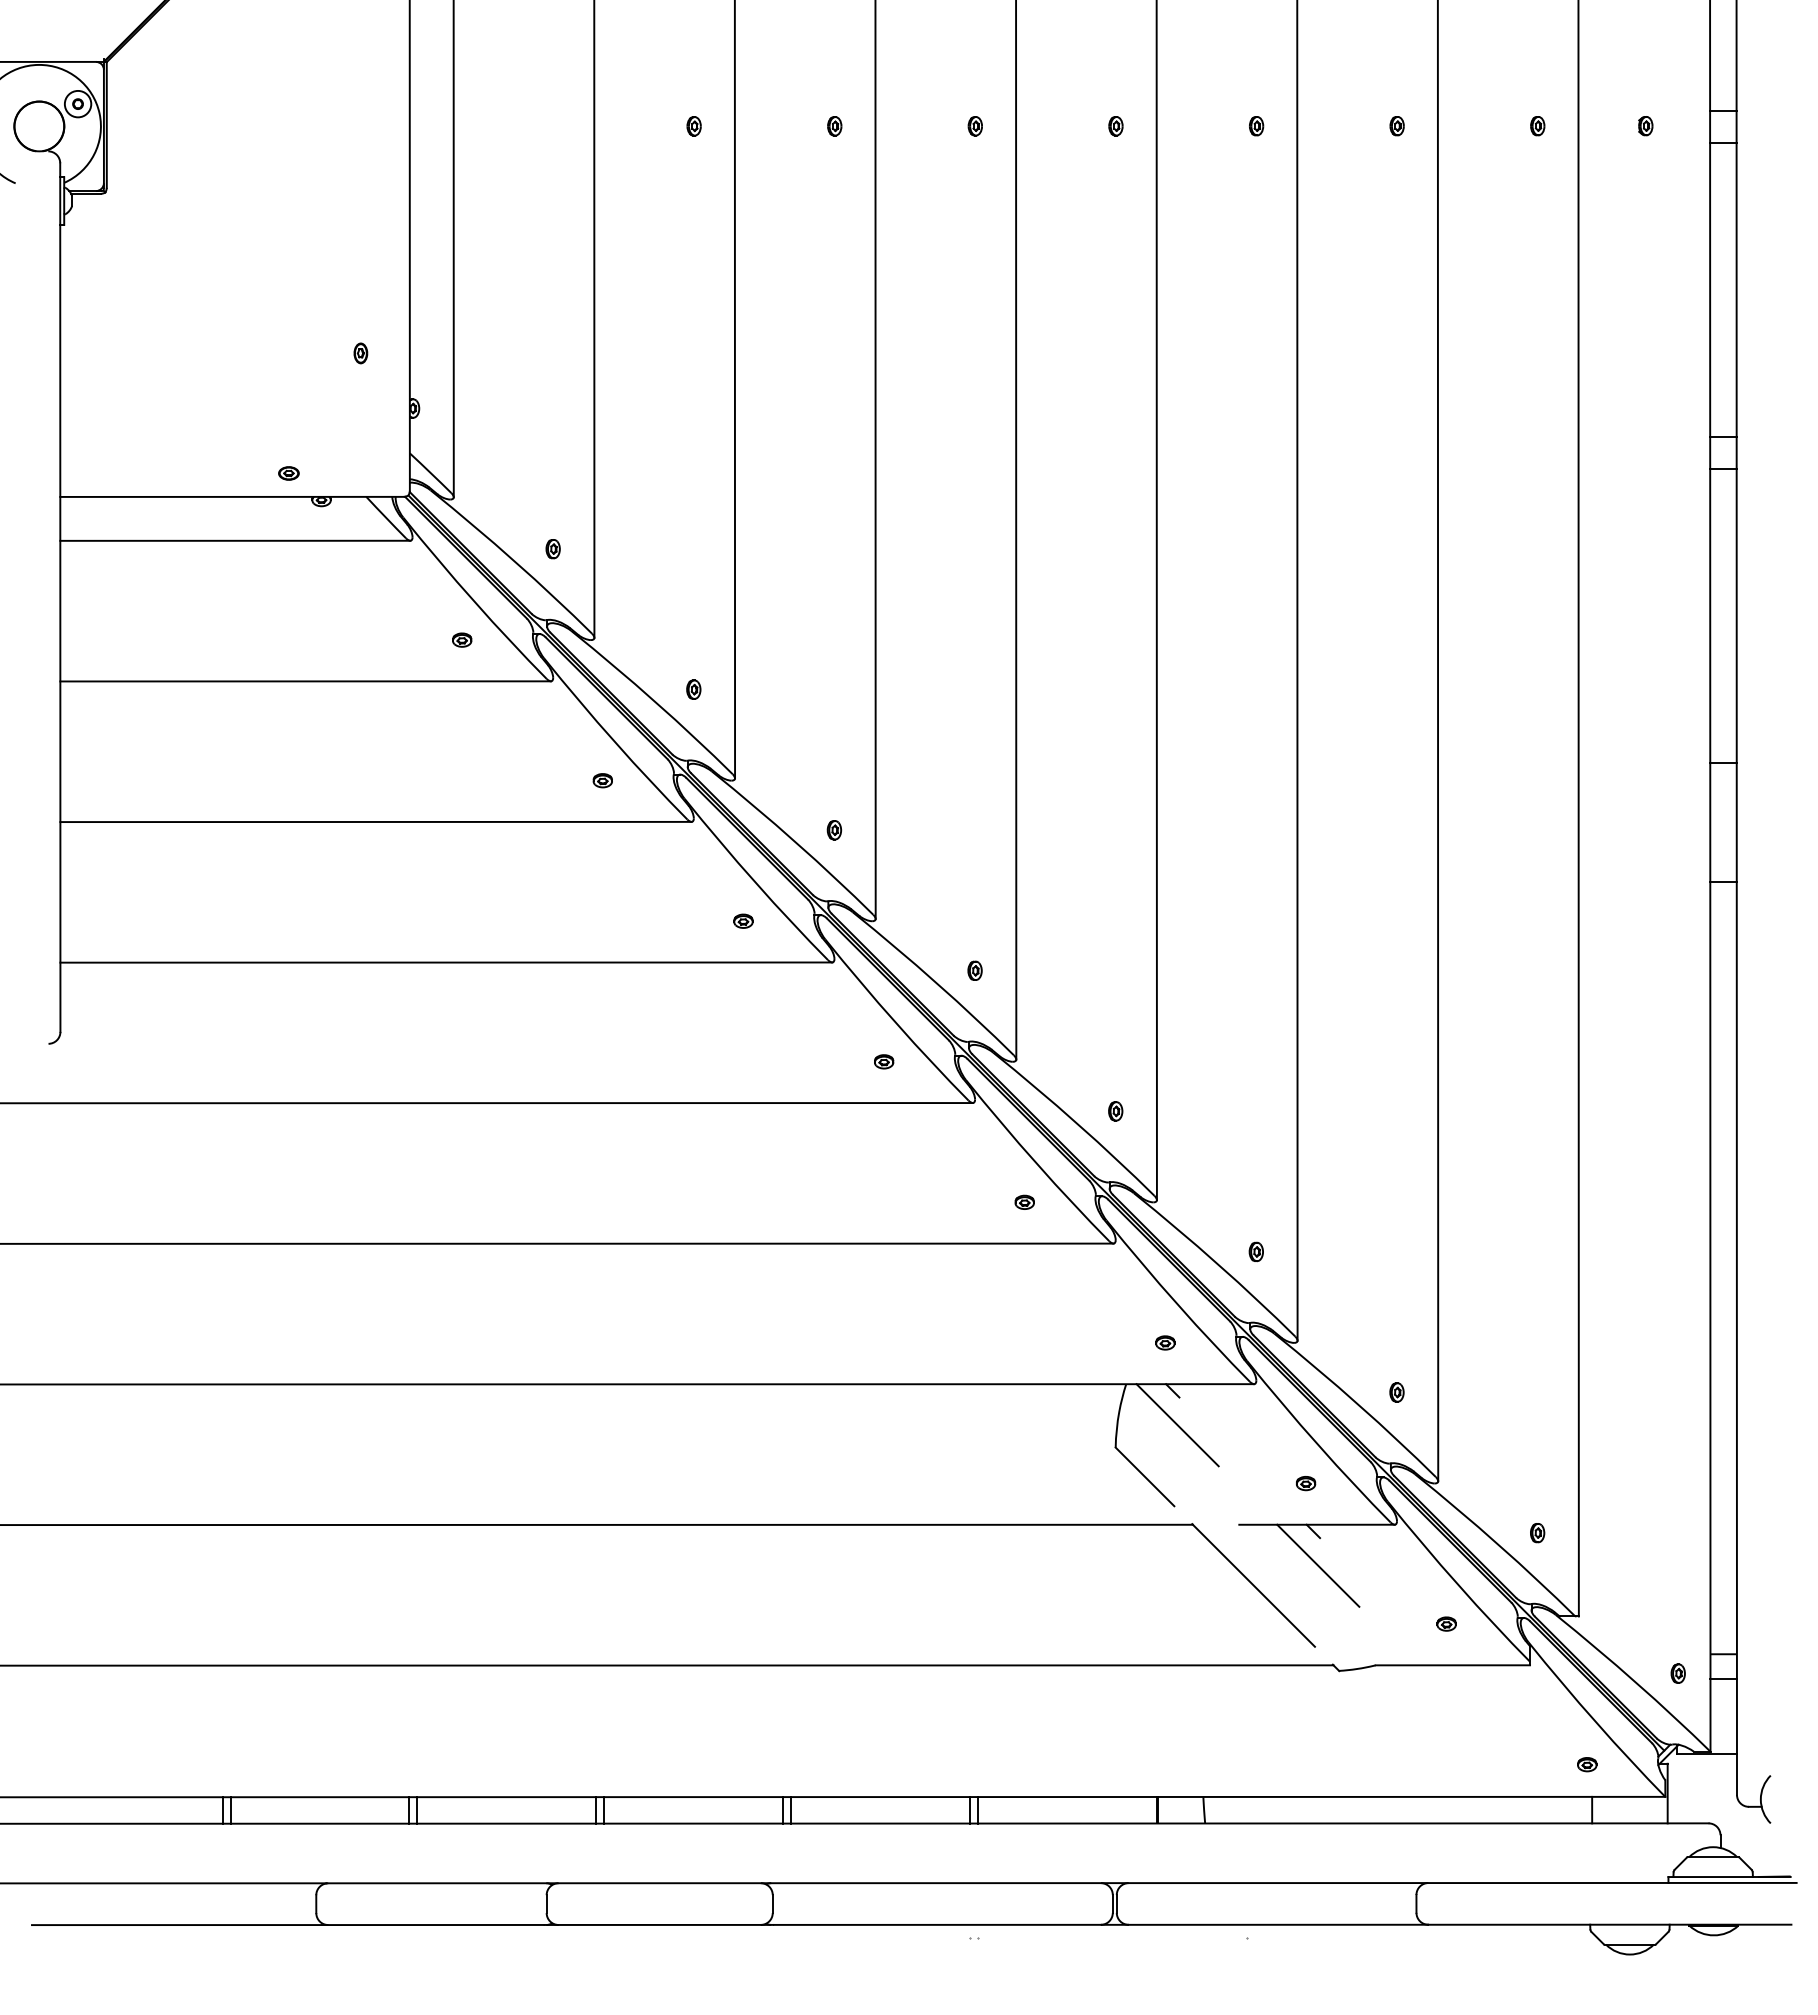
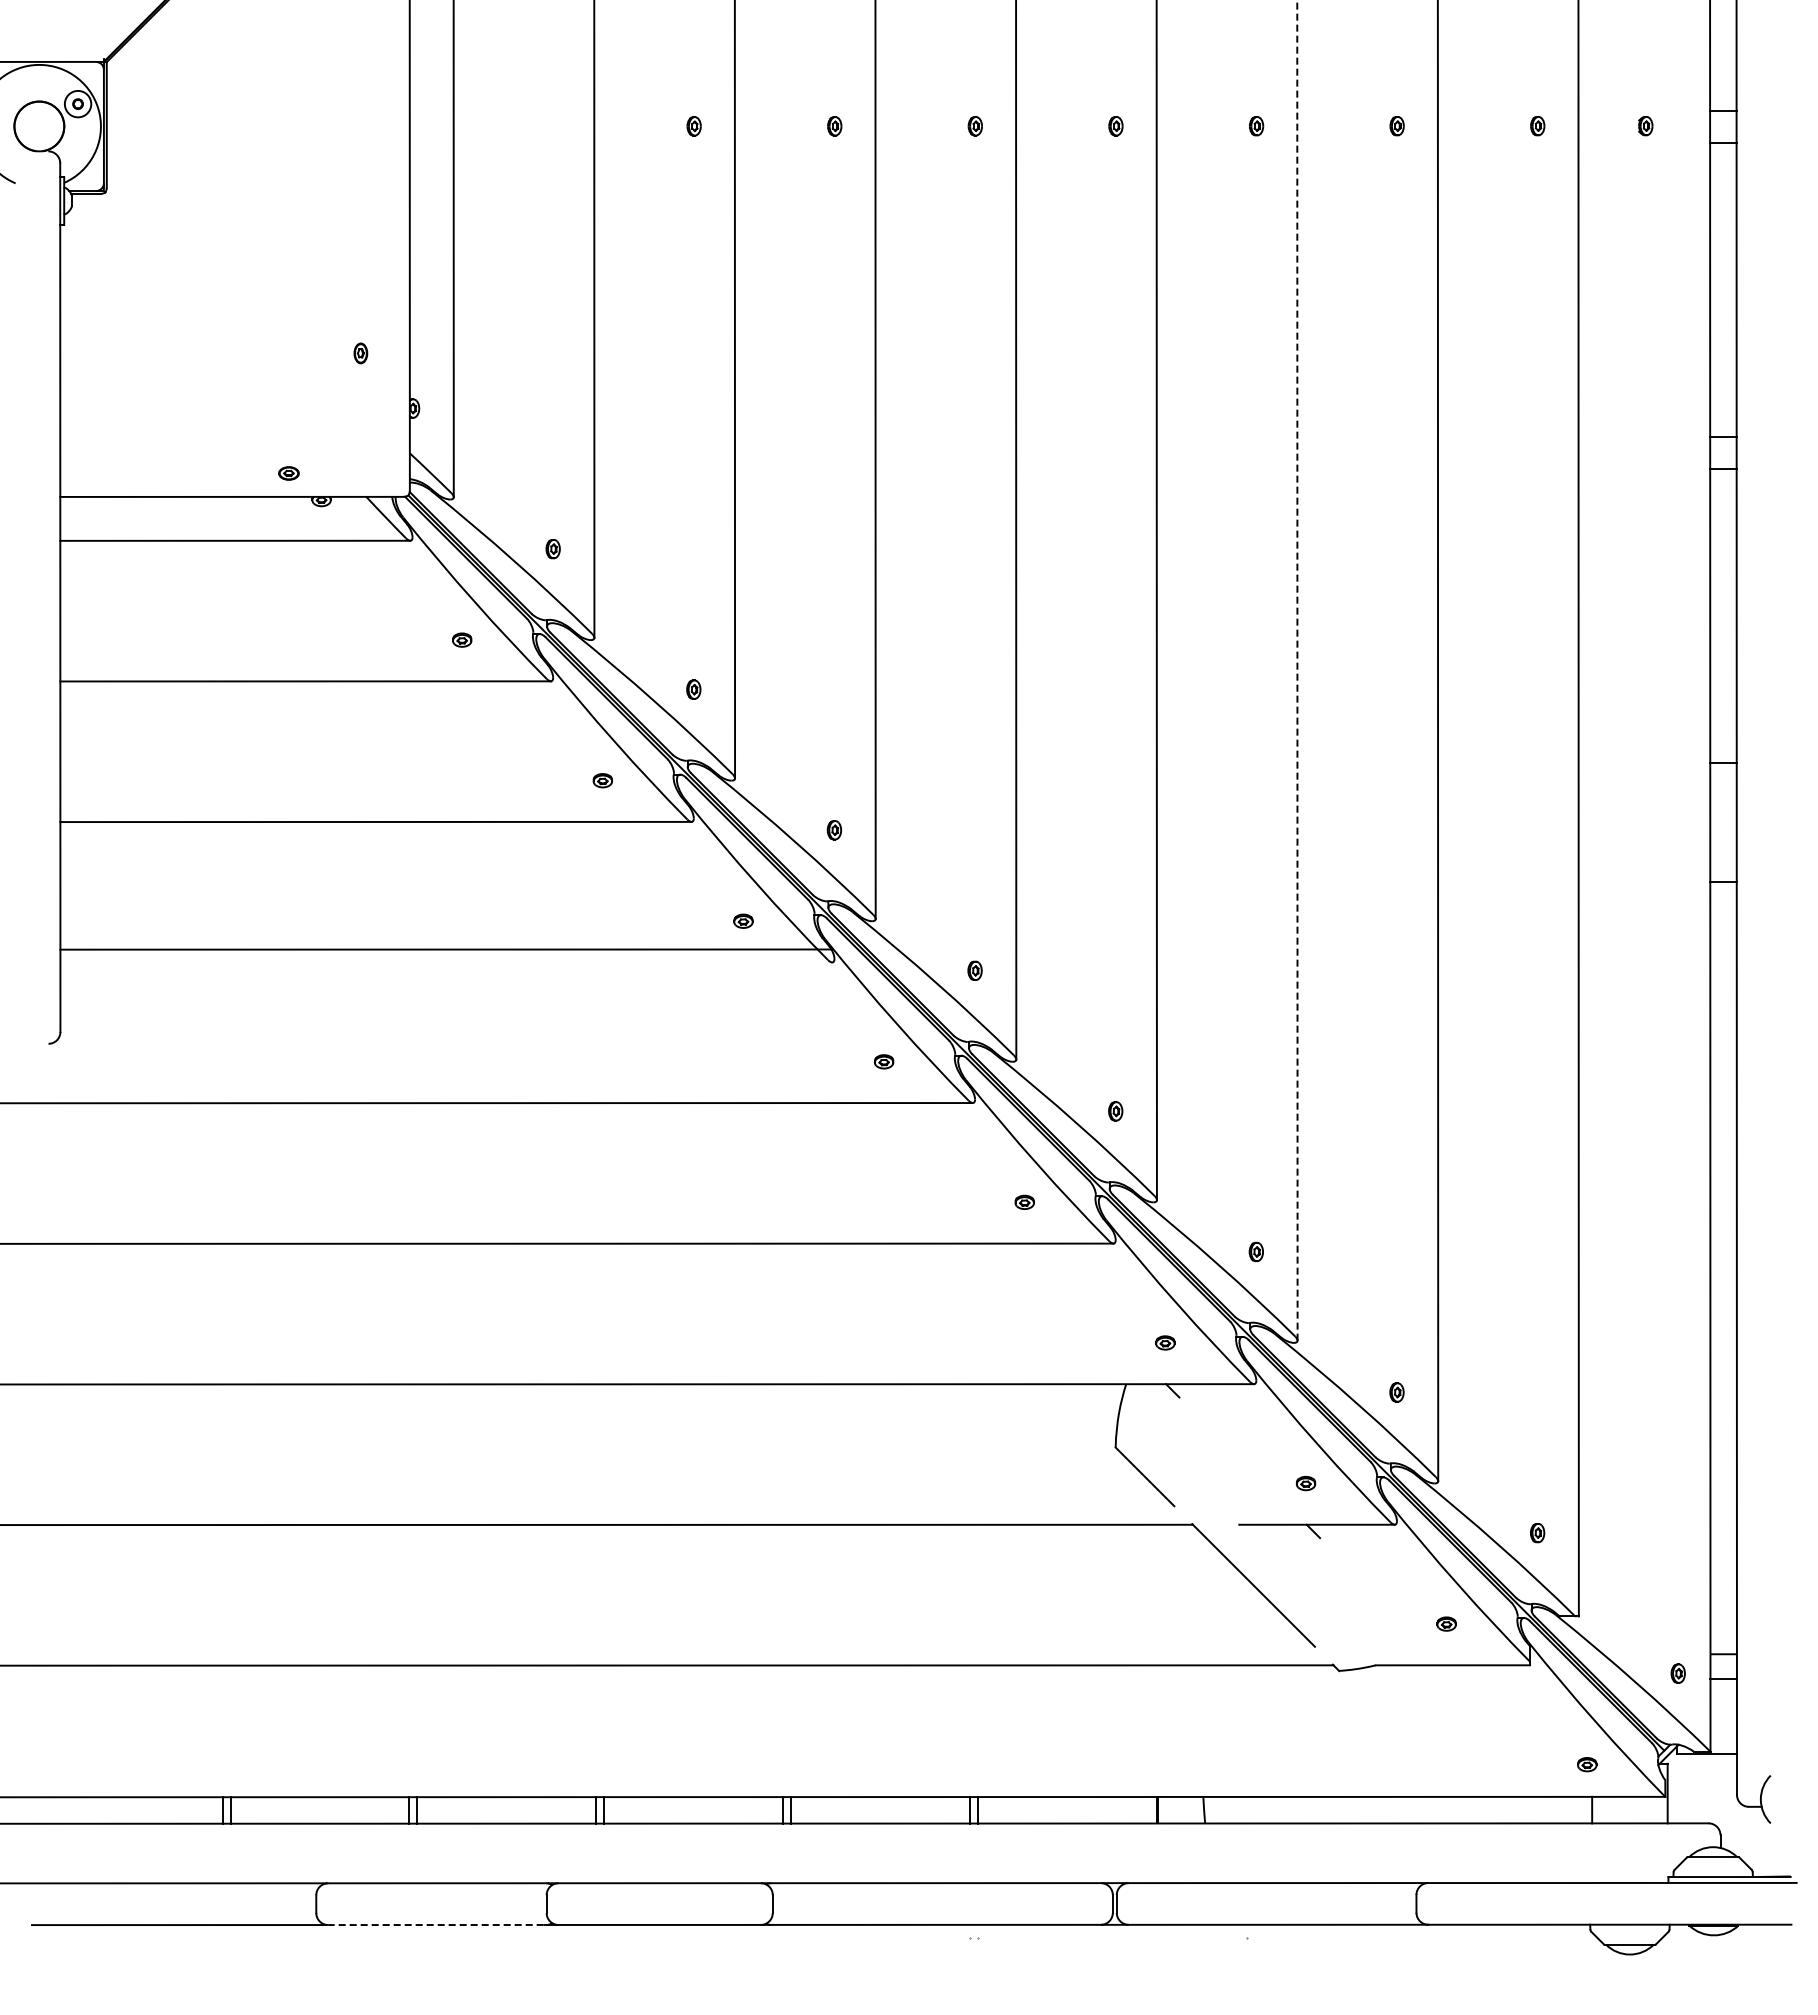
line: solid -> dashed (1297, 670)
line position: (446, 962) -> (446, 949) (446, 949)
line: present -> none (1177, 1425)
line: present -> none (1318, 1565)
line: solid -> dashed (435, 1925)
